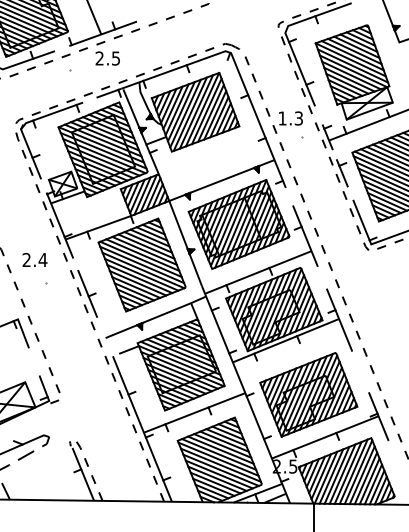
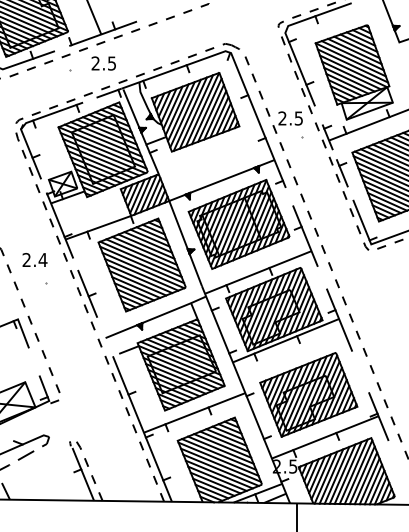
text position: (107, 58) -> (103, 63) (103, 63)
text: 1.3 -> 2.5 (290, 118)
line position: (313, 515) -> (296, 515) (296, 515)
